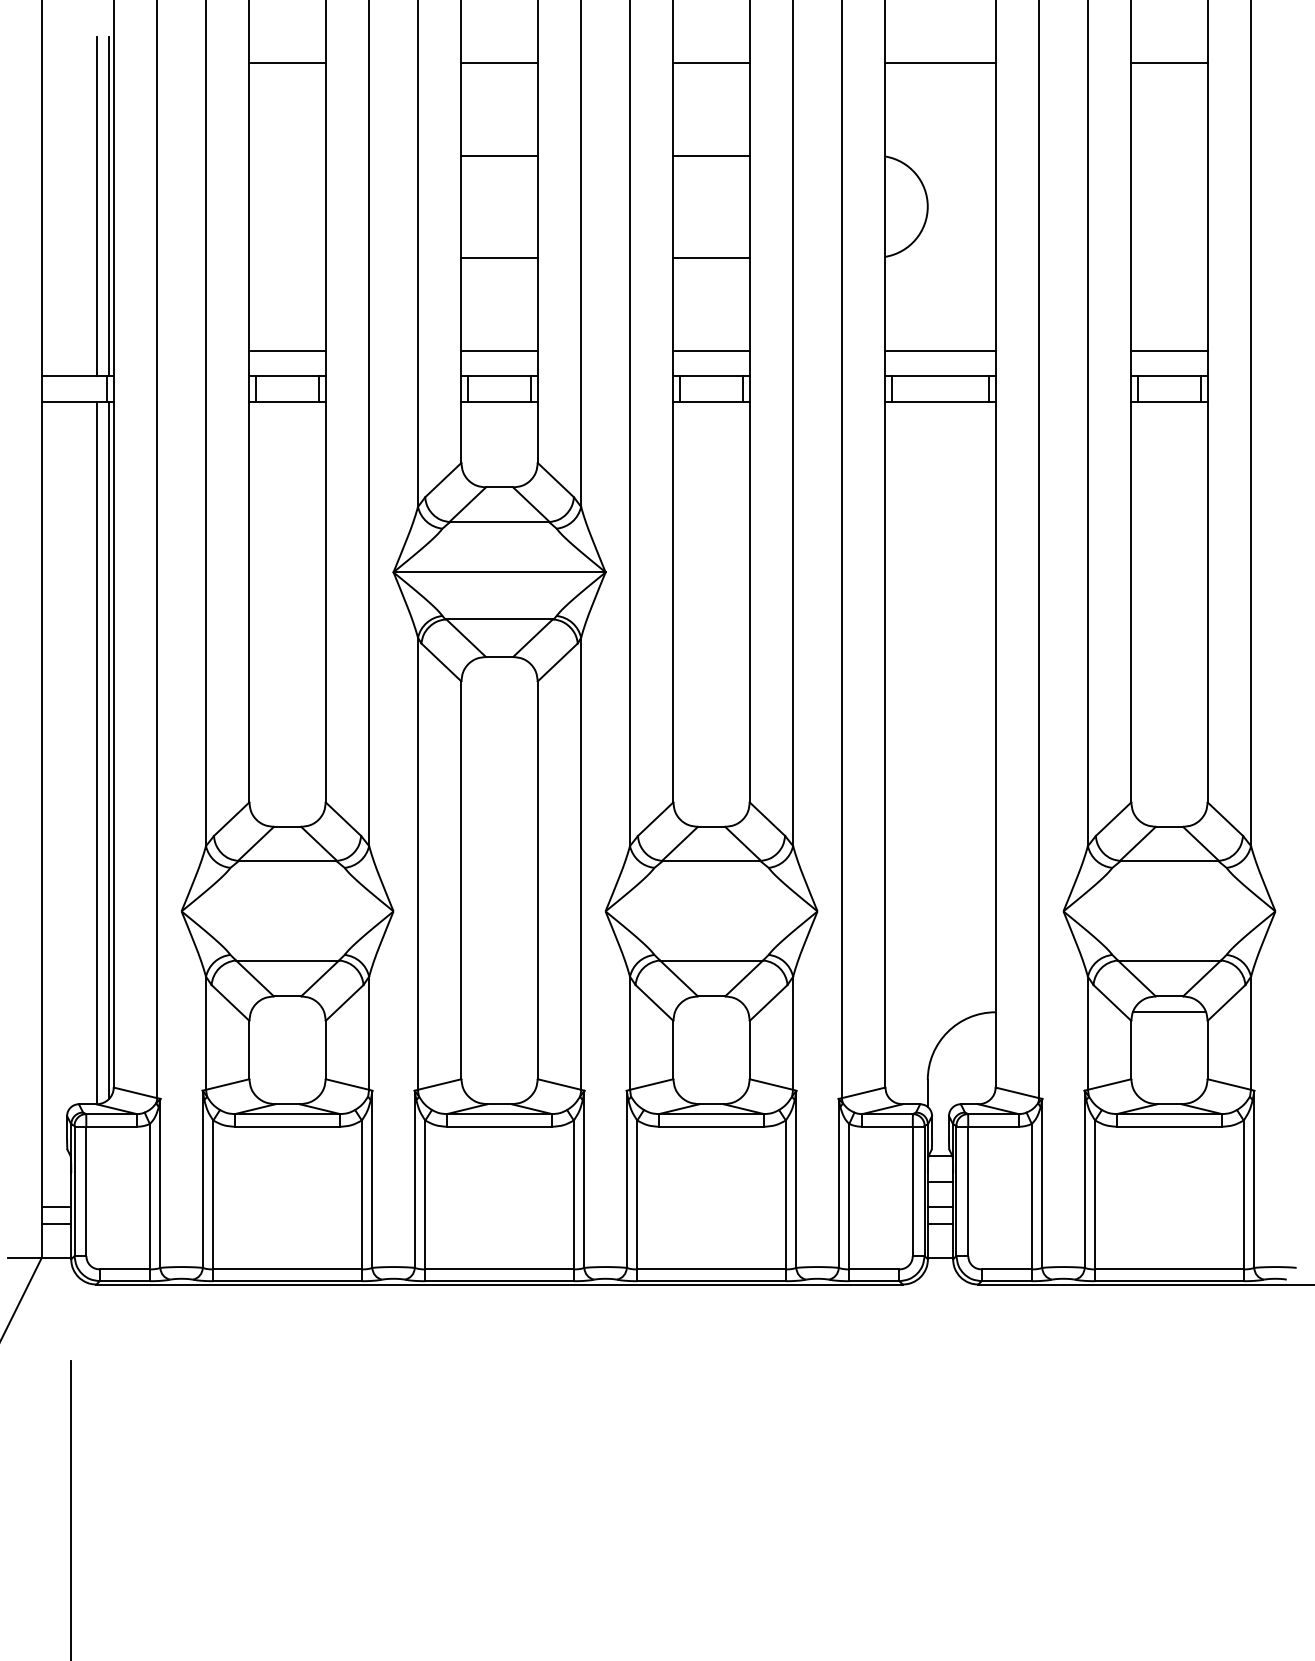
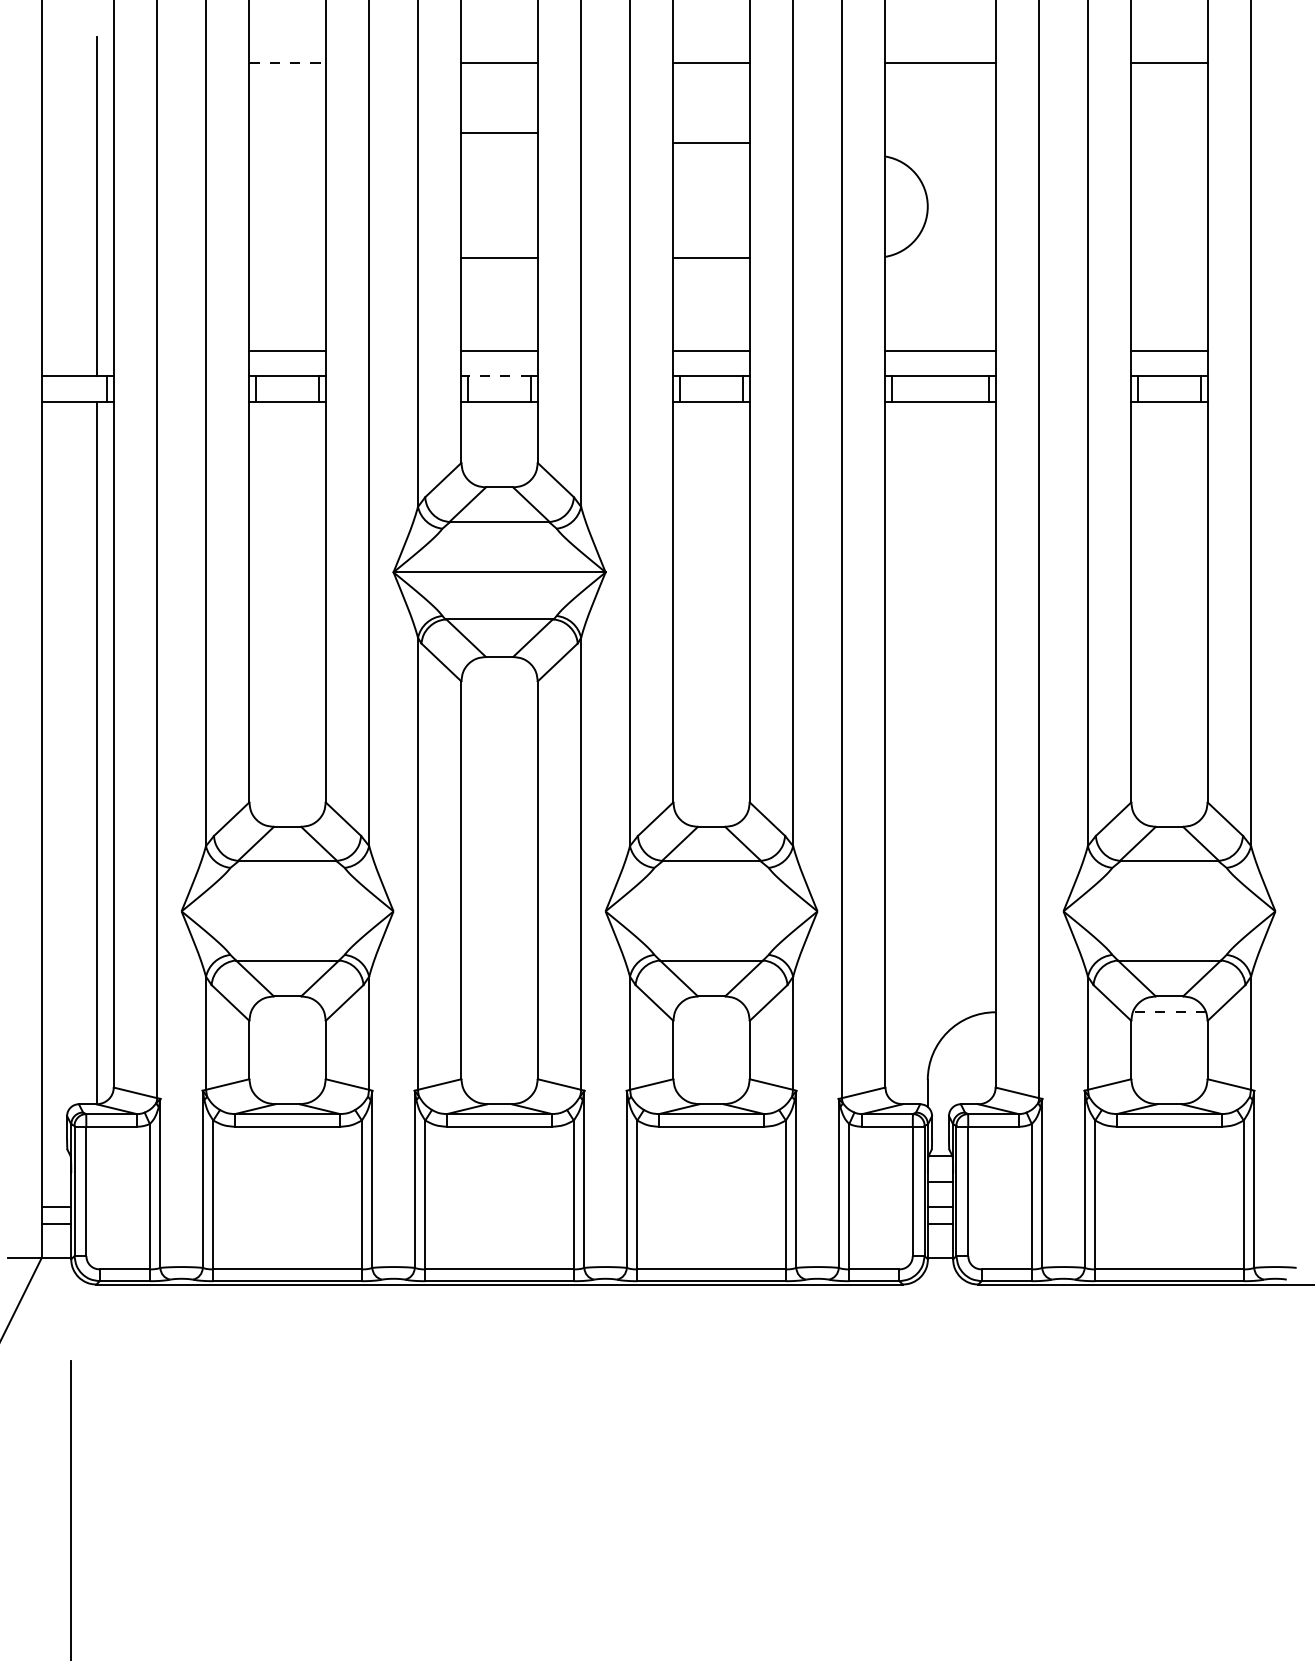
line: solid -> dashed (288, 62)
line position: (499, 155) -> (499, 132) (499, 132)
line position: (711, 155) -> (711, 142) (711, 142)
line: present -> none (109, 206)
line: solid -> dashed (499, 376)
line: present -> none (109, 749)
line: solid -> dashed (1169, 1012)
